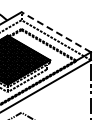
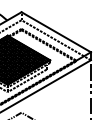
line: dashed -> solid (55, 32)
